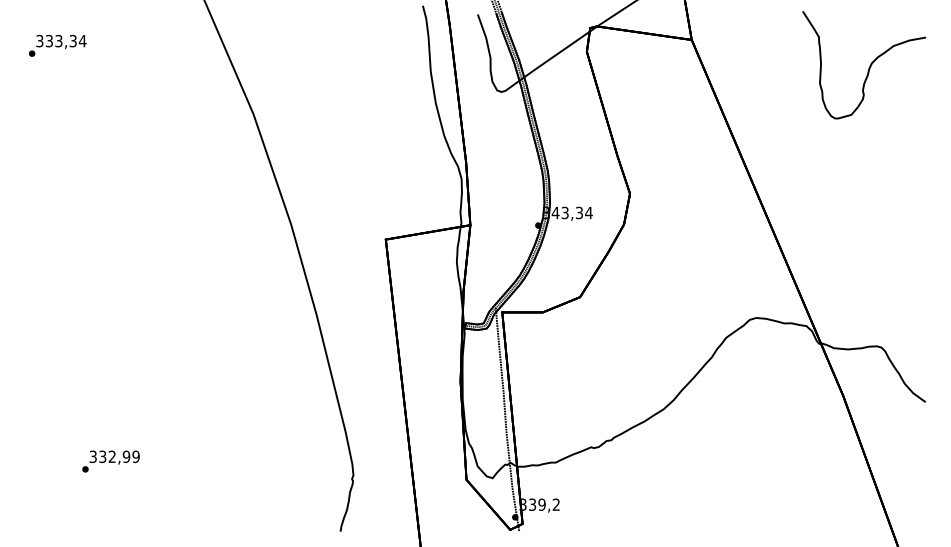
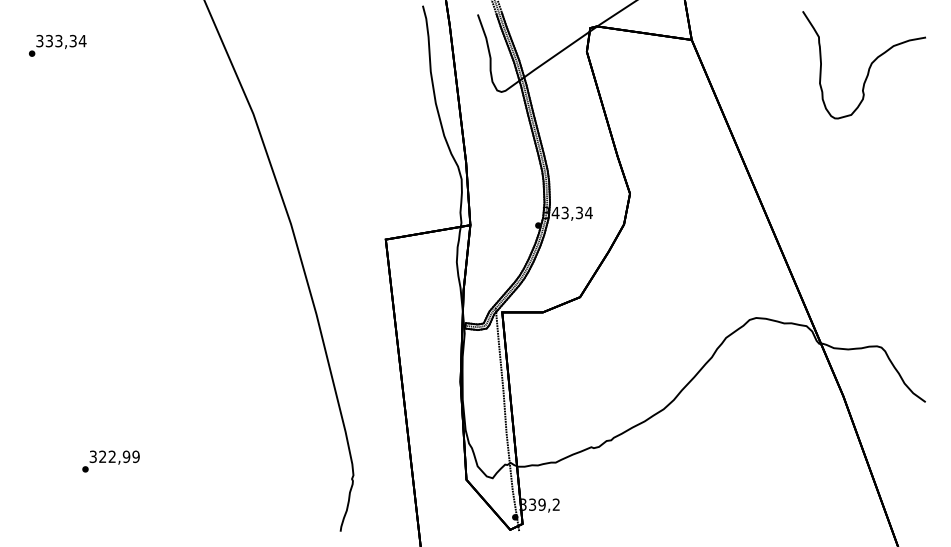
text: 332,99 -> 322,99 (102, 457)
